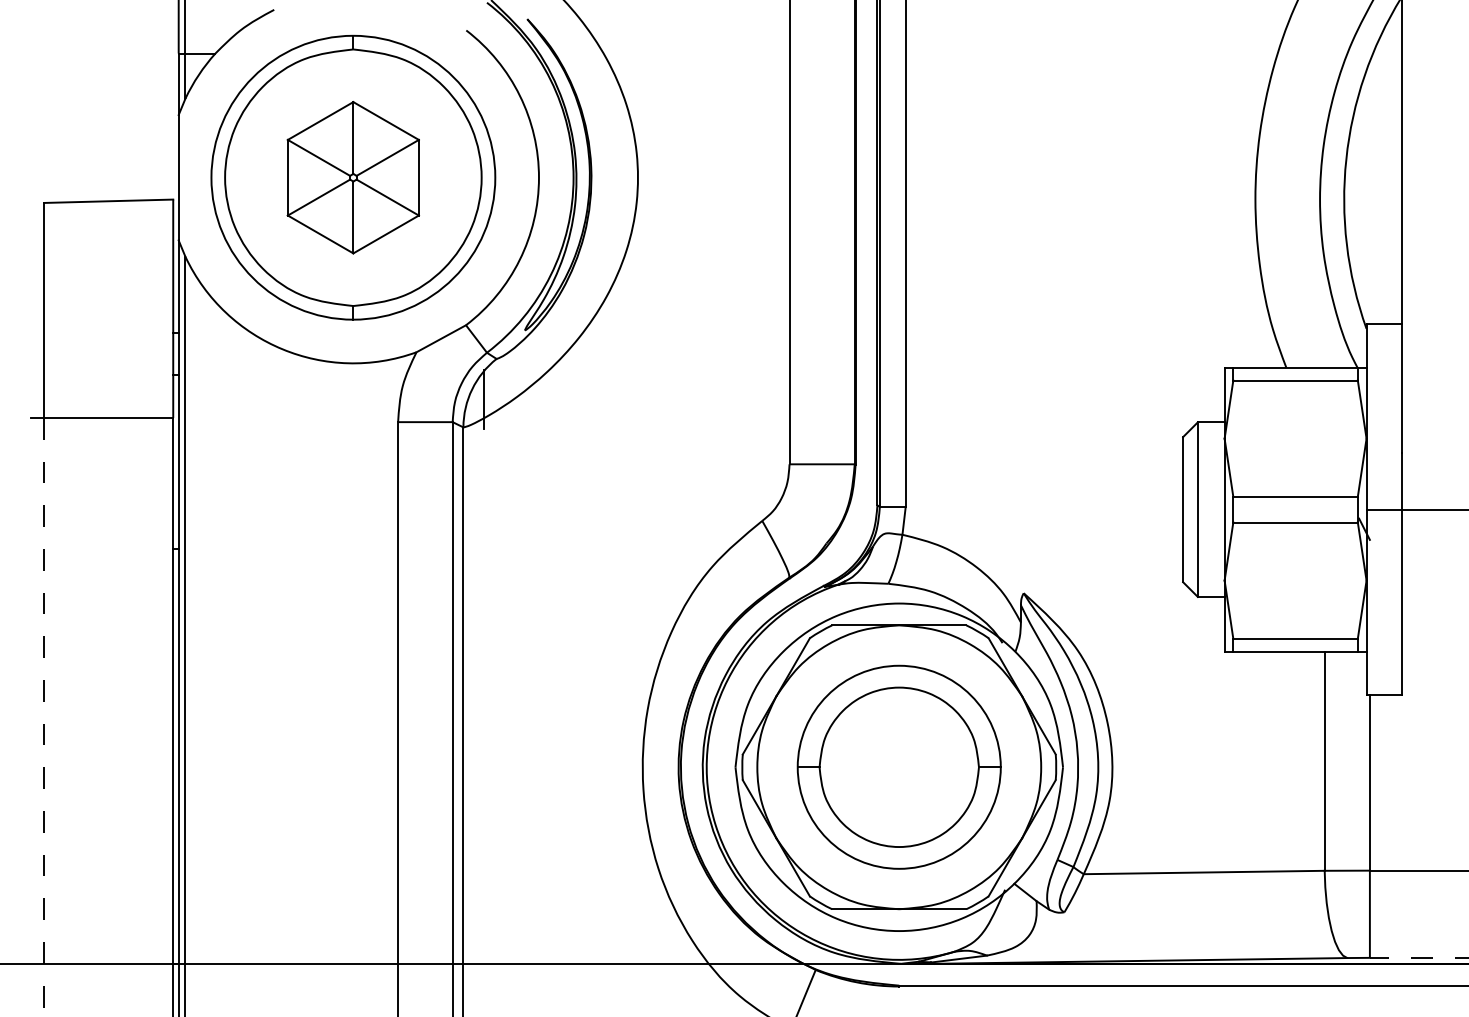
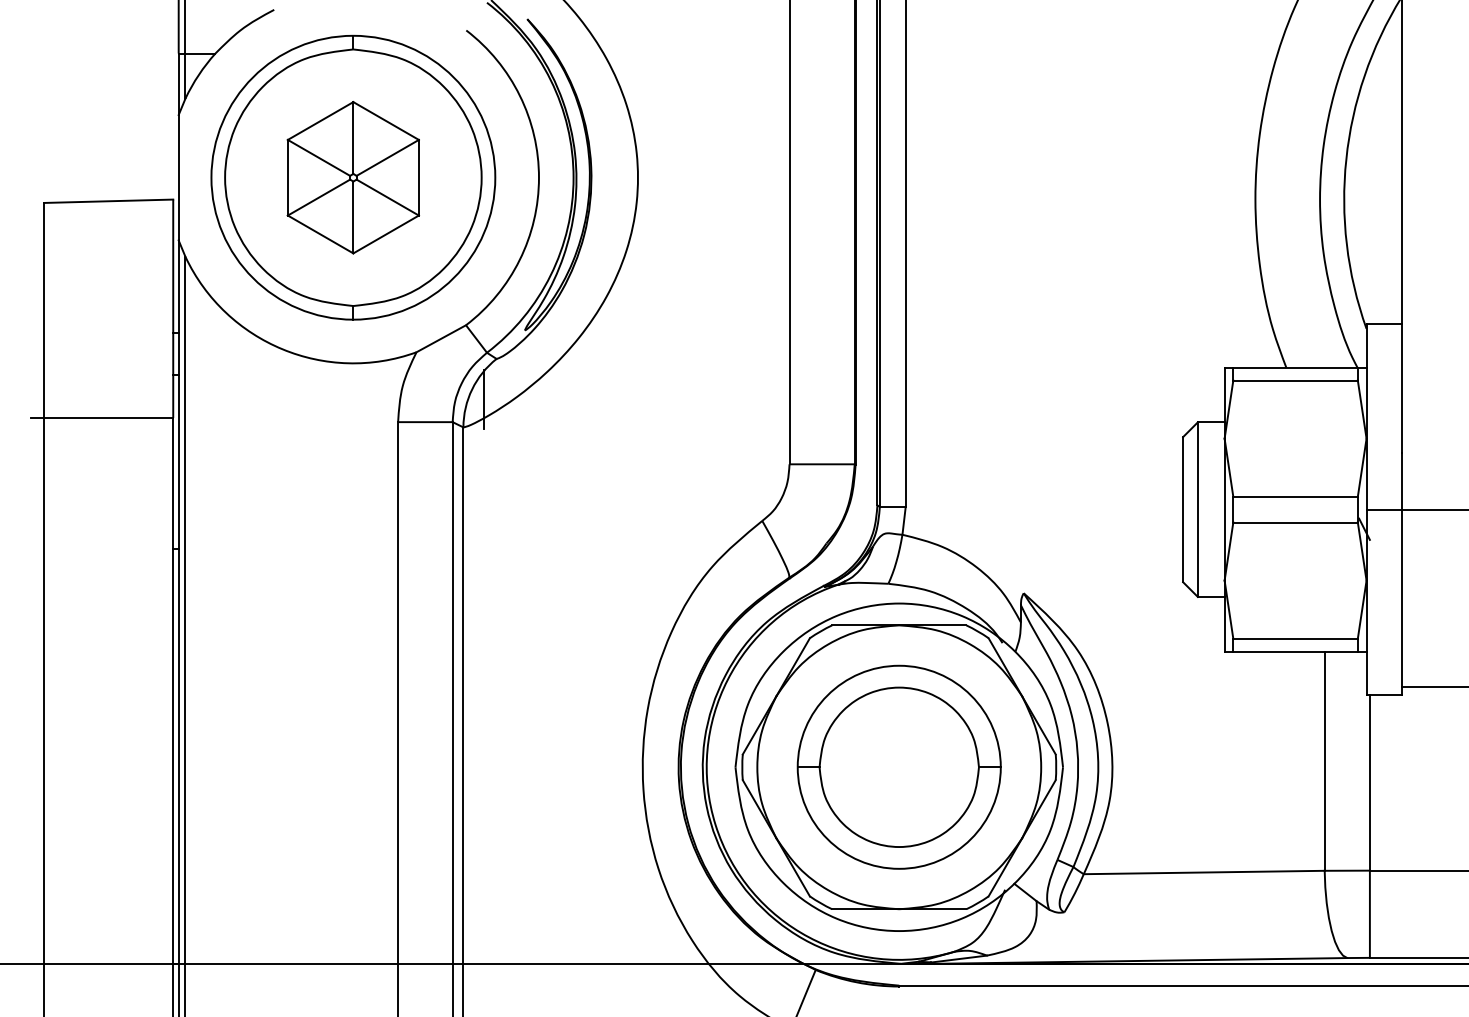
line: none -> present (1433, 686)
line: dashed -> solid (44, 717)
line: dashed -> solid (1418, 957)
